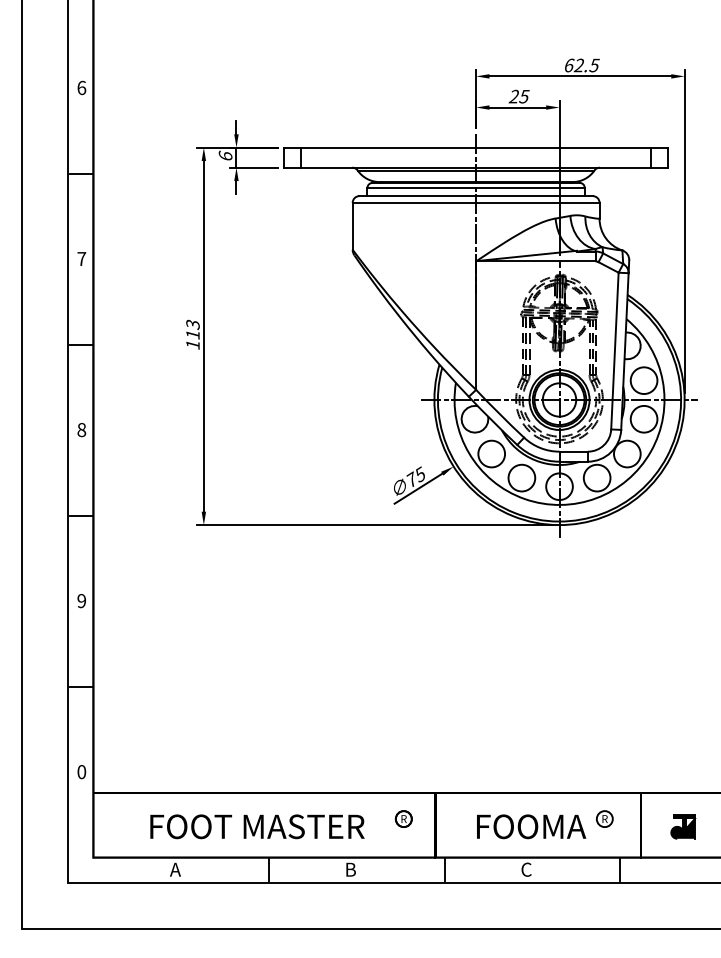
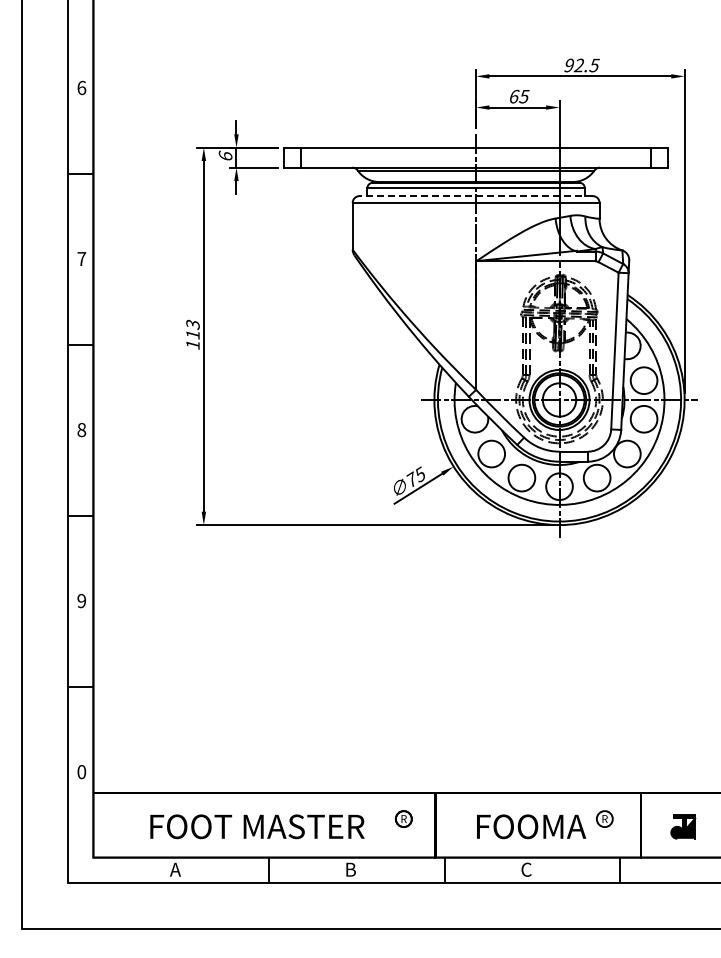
text: 62.5 -> 92.5 (569, 65)
text: 25 -> 65 (513, 96)
line: solid -> dashed (476, 196)
